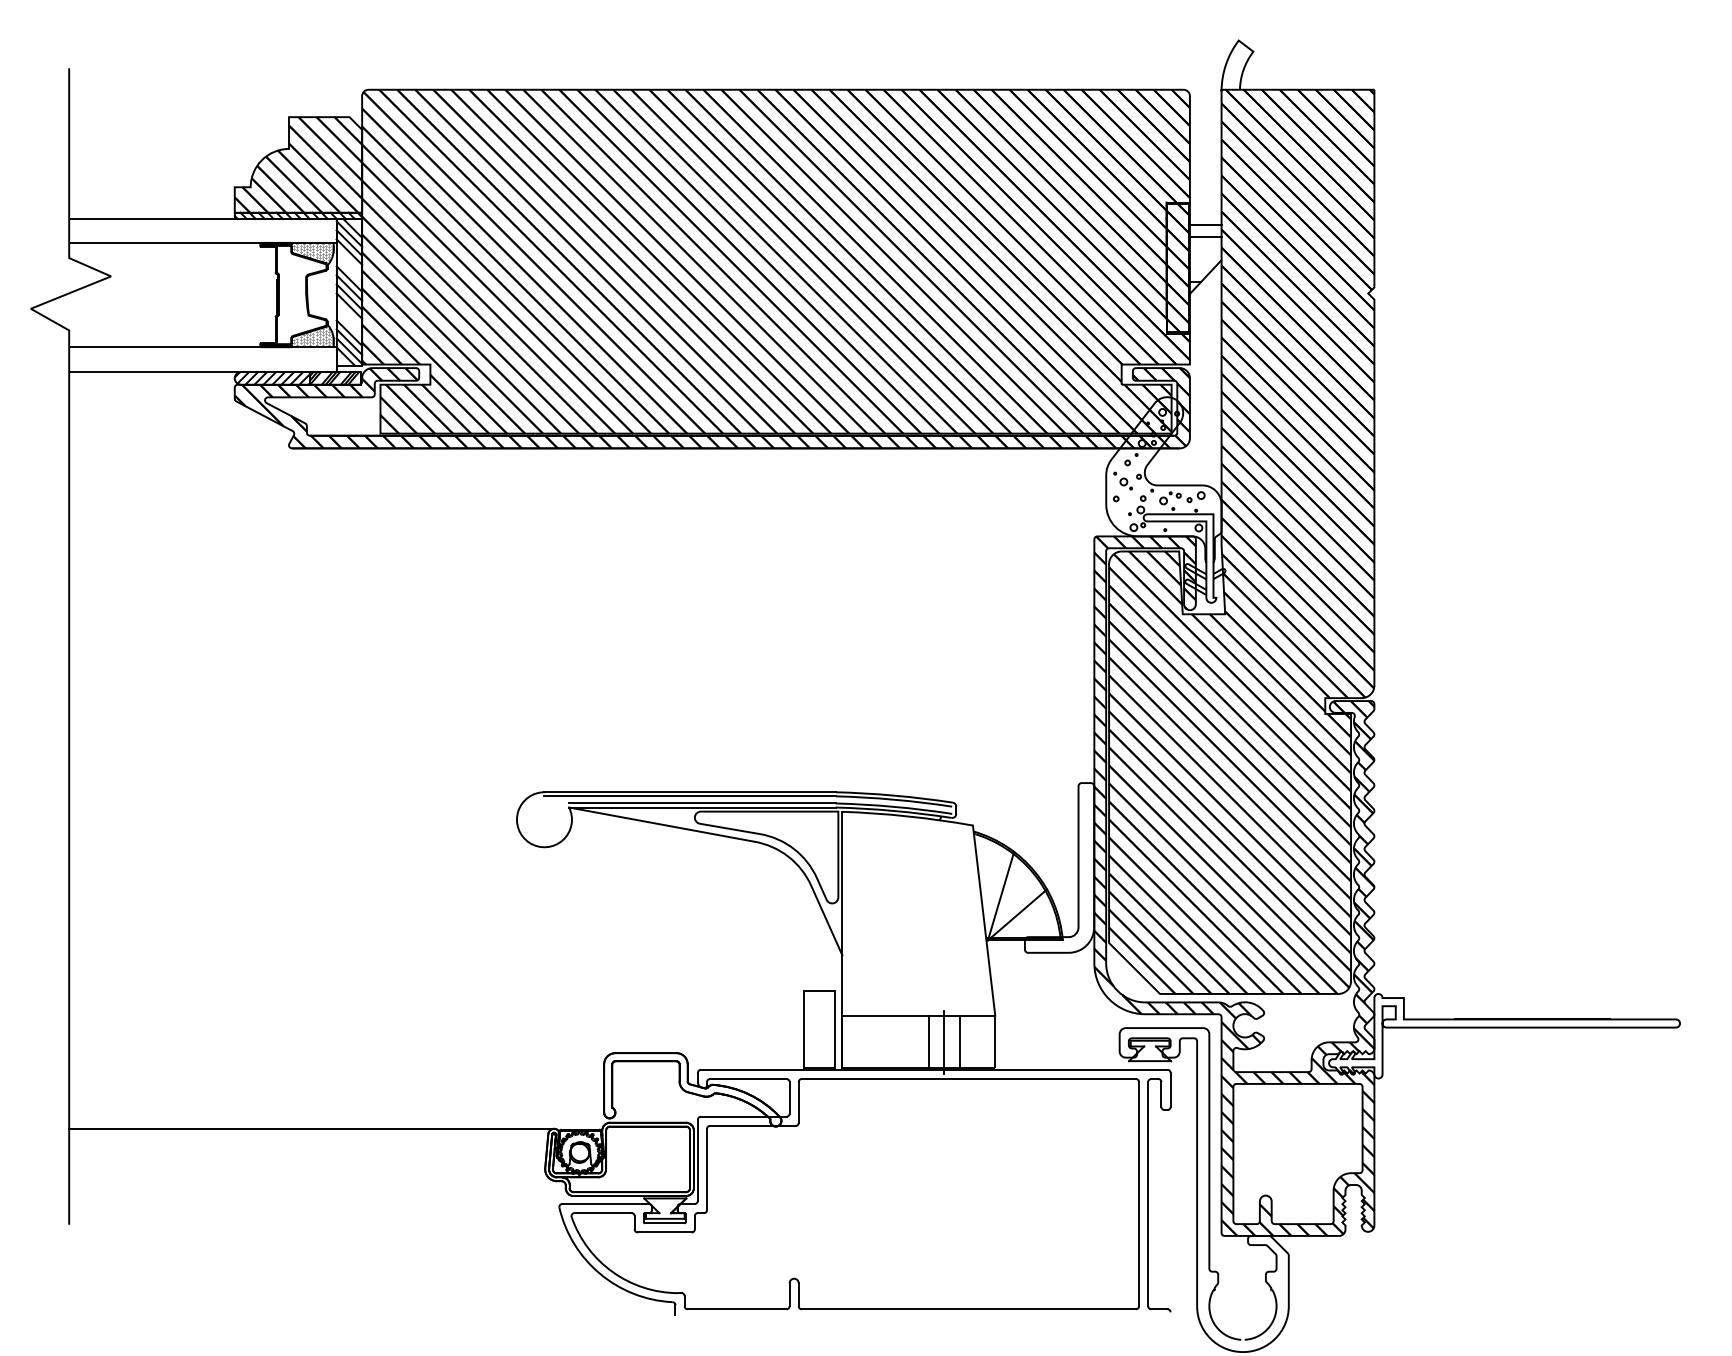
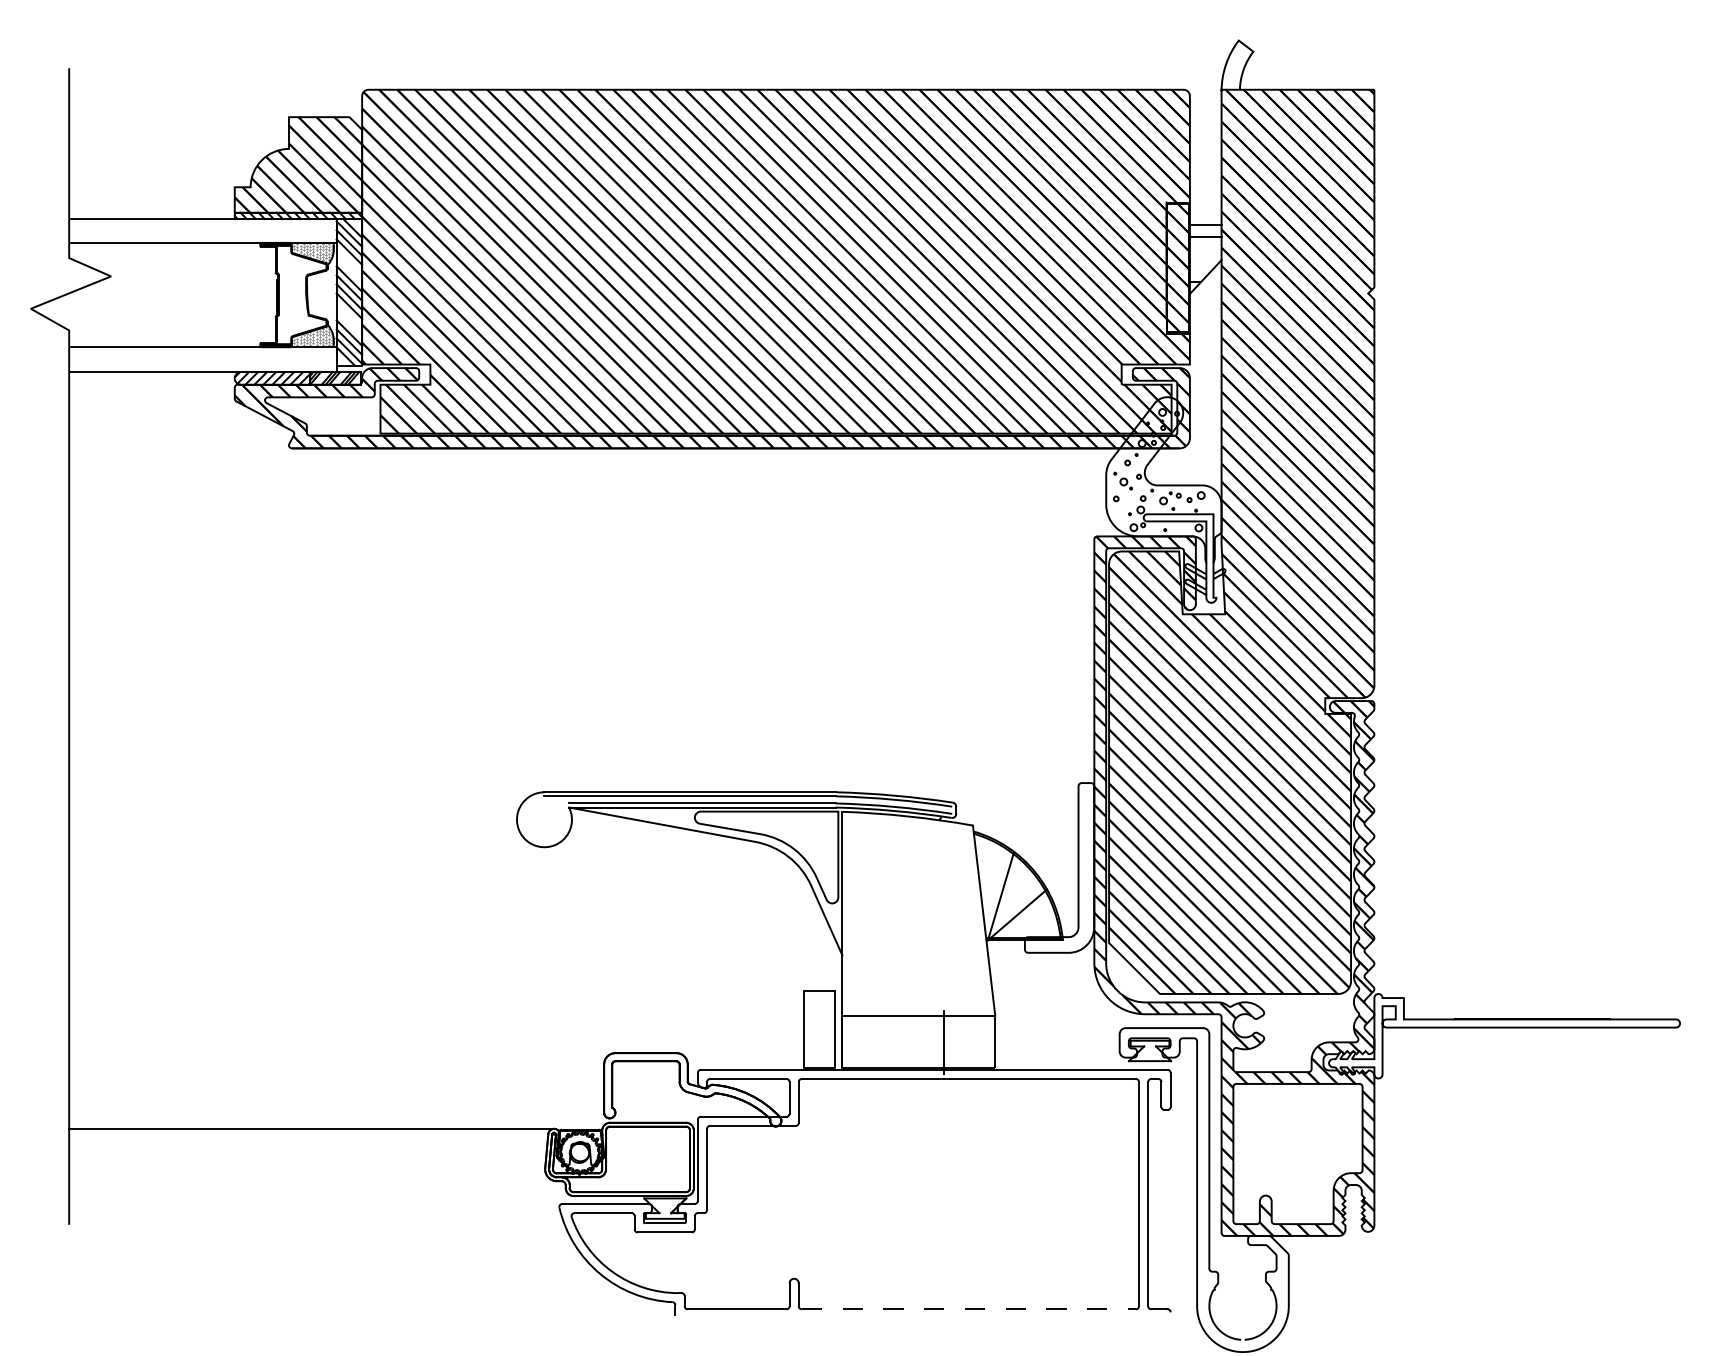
line: present -> none (929, 1041)
line: present -> none (959, 1041)
line: solid -> dashed (969, 1309)
